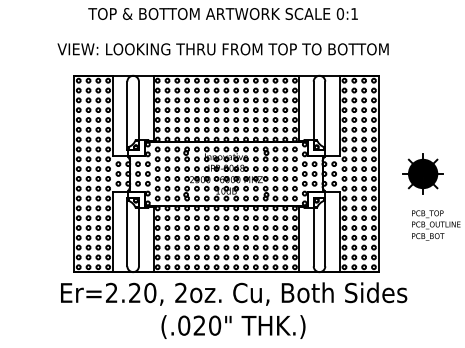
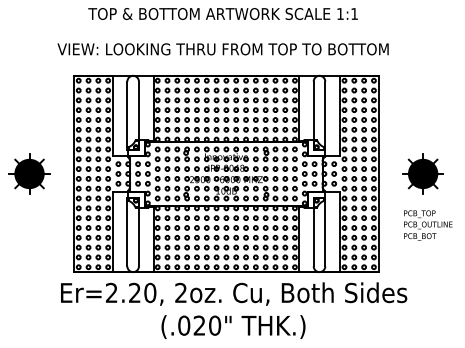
text: 0:1 -> 1:1 (340, 13)
part: none -> present (29, 173)
text position: (436, 225) -> (428, 225) (428, 225)
